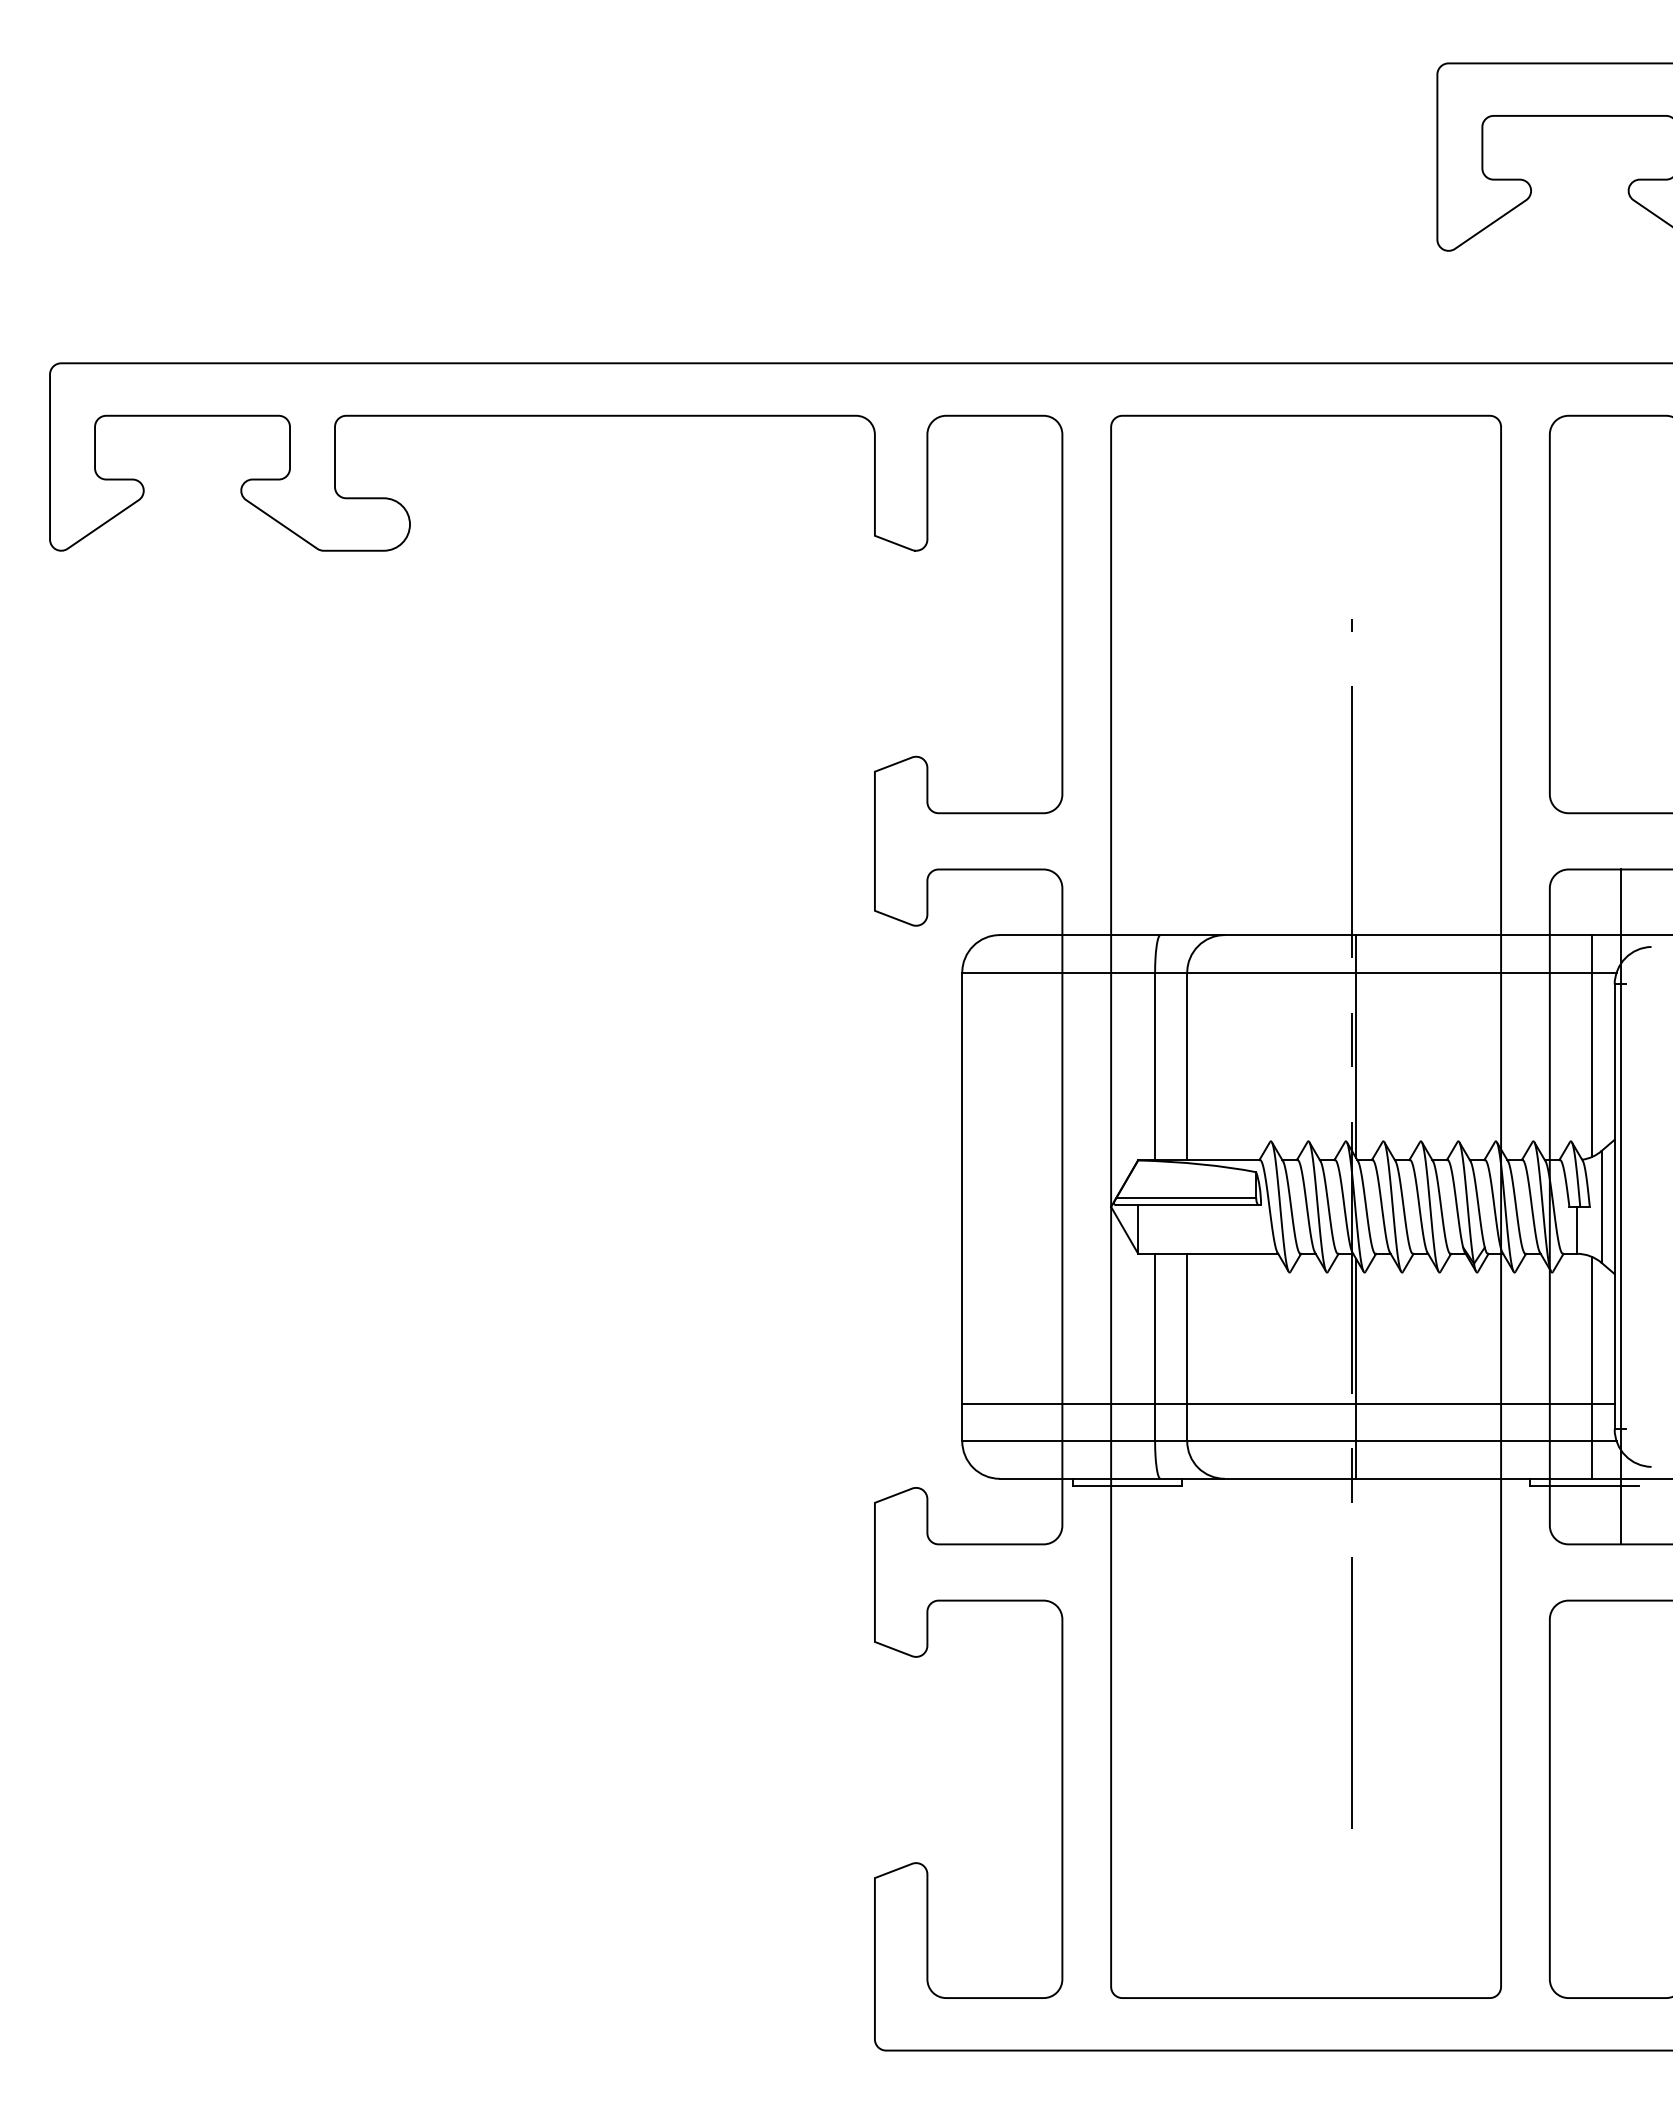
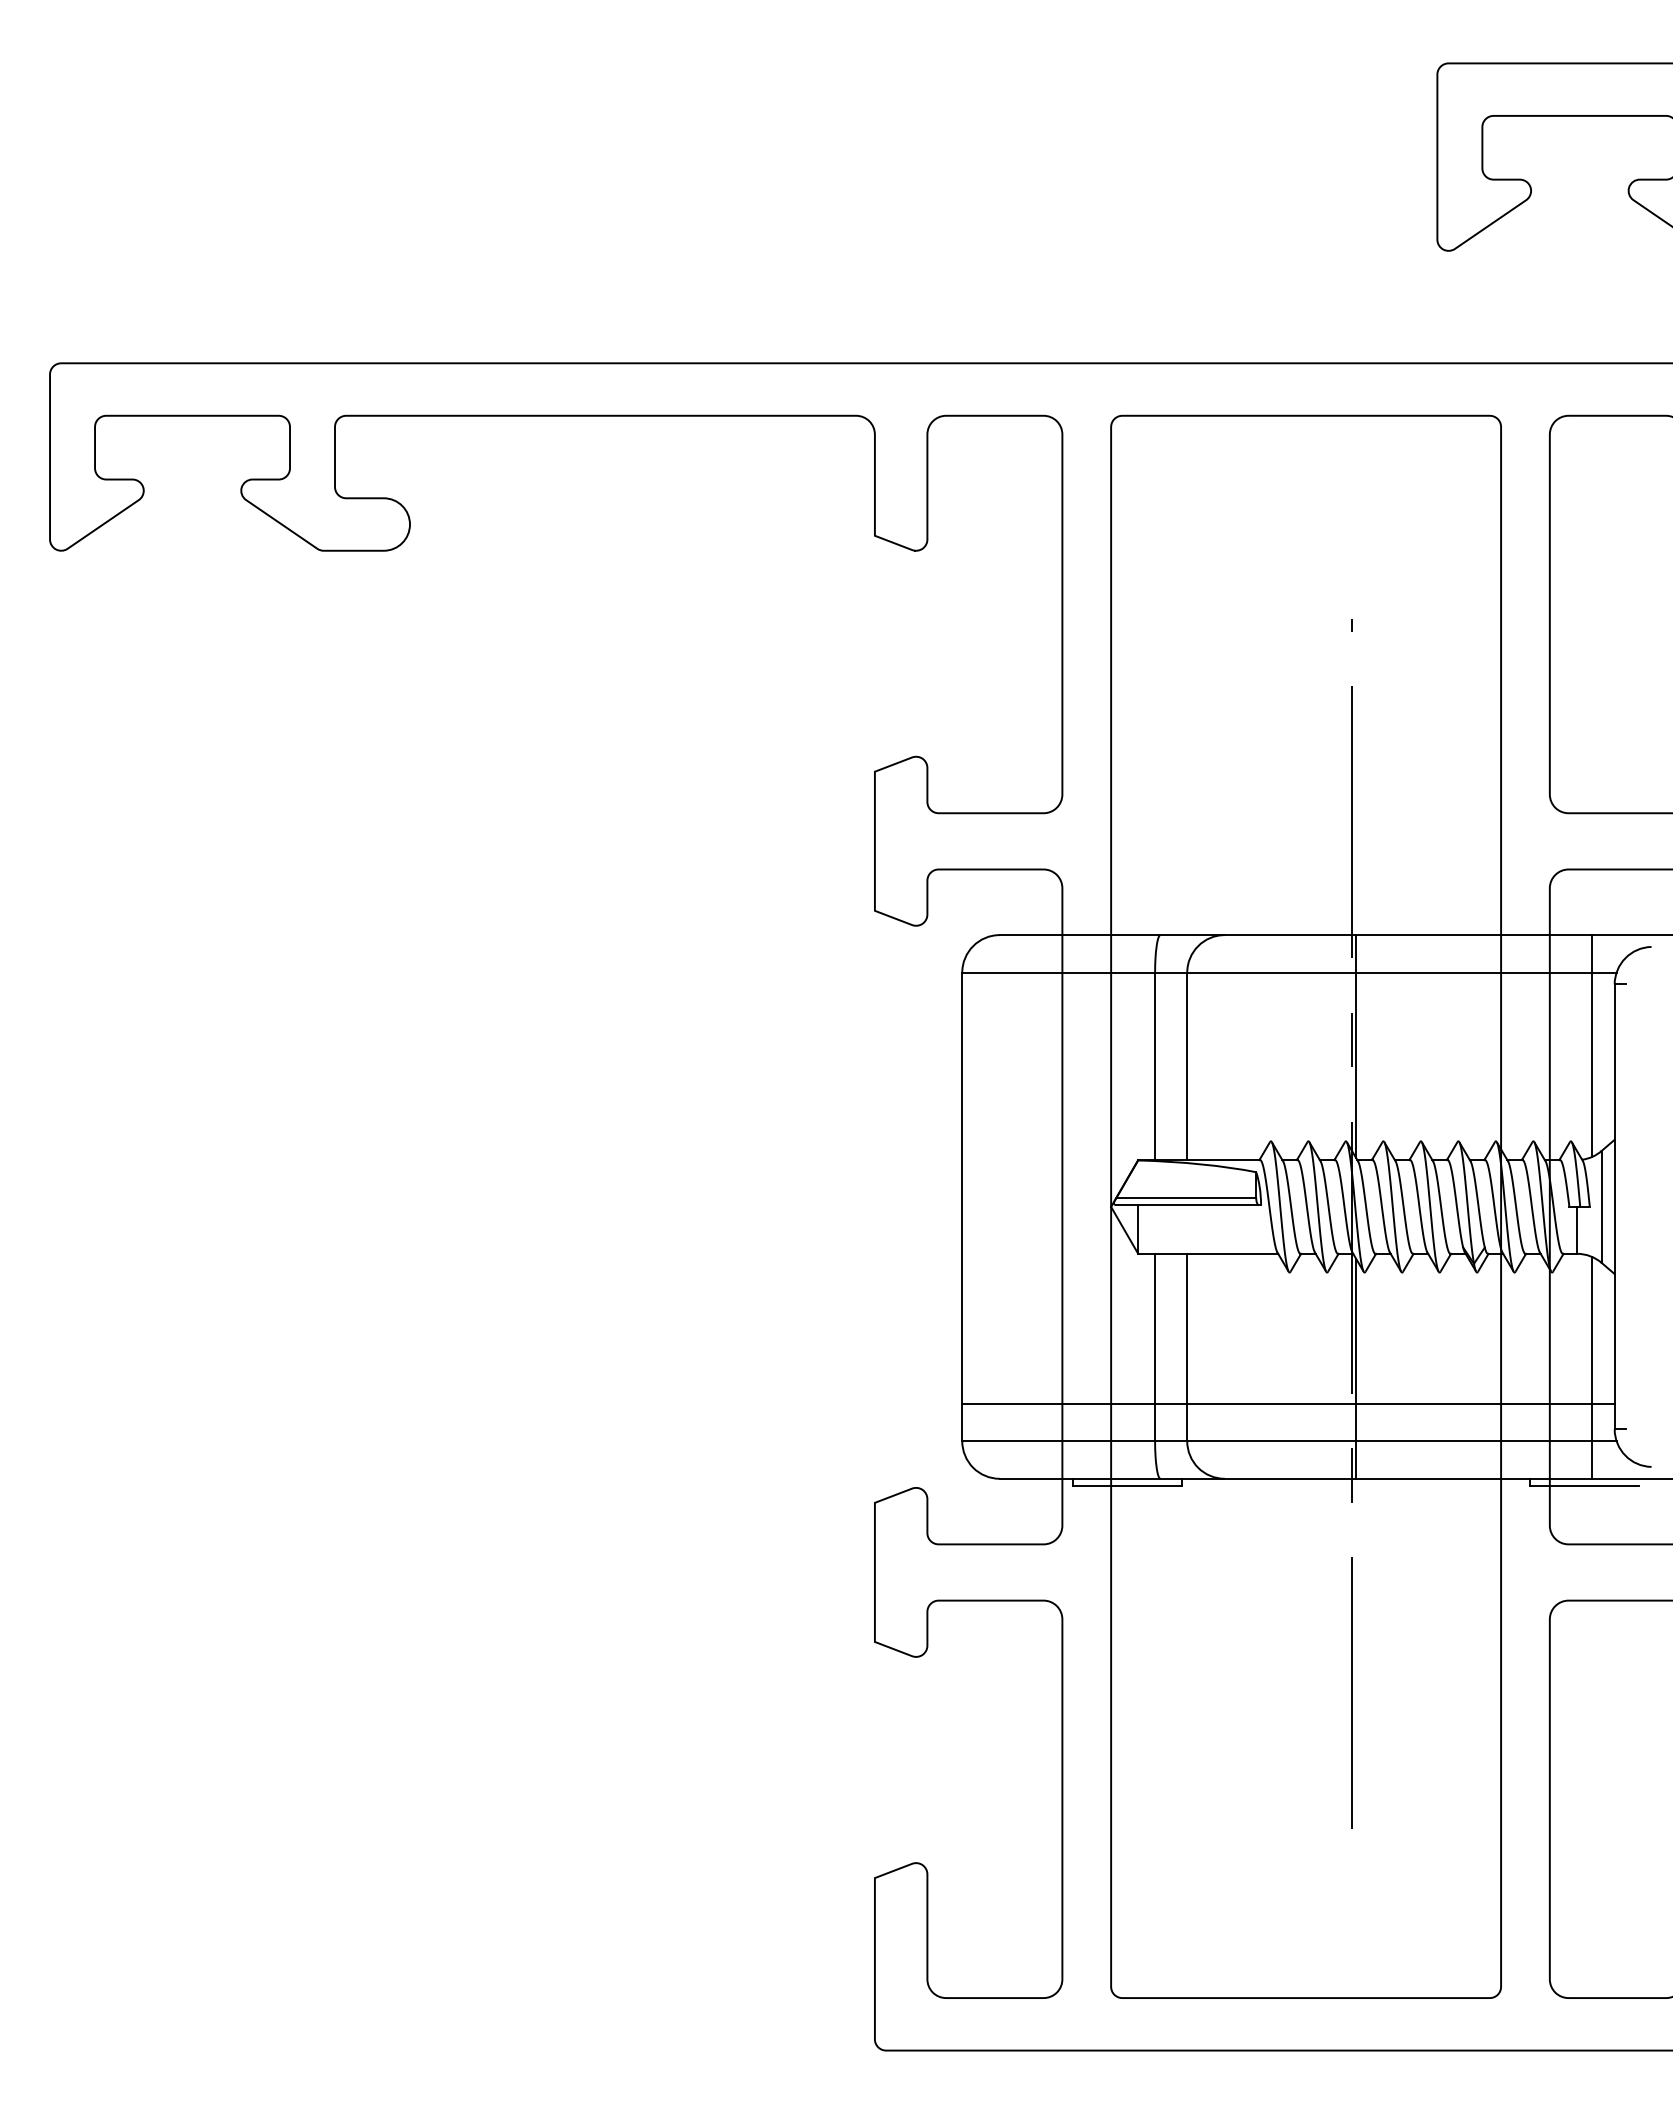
line: present -> none (1621, 1206)
